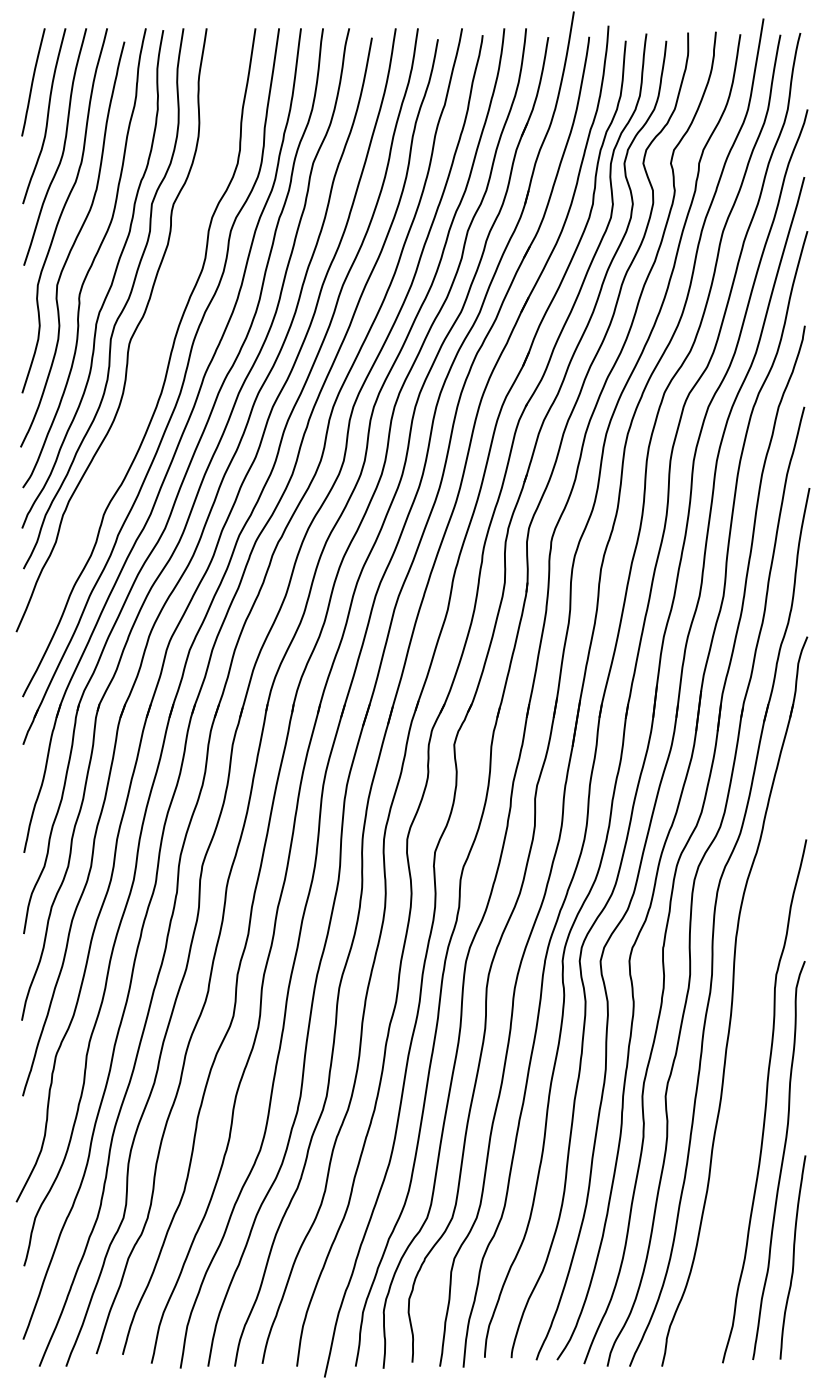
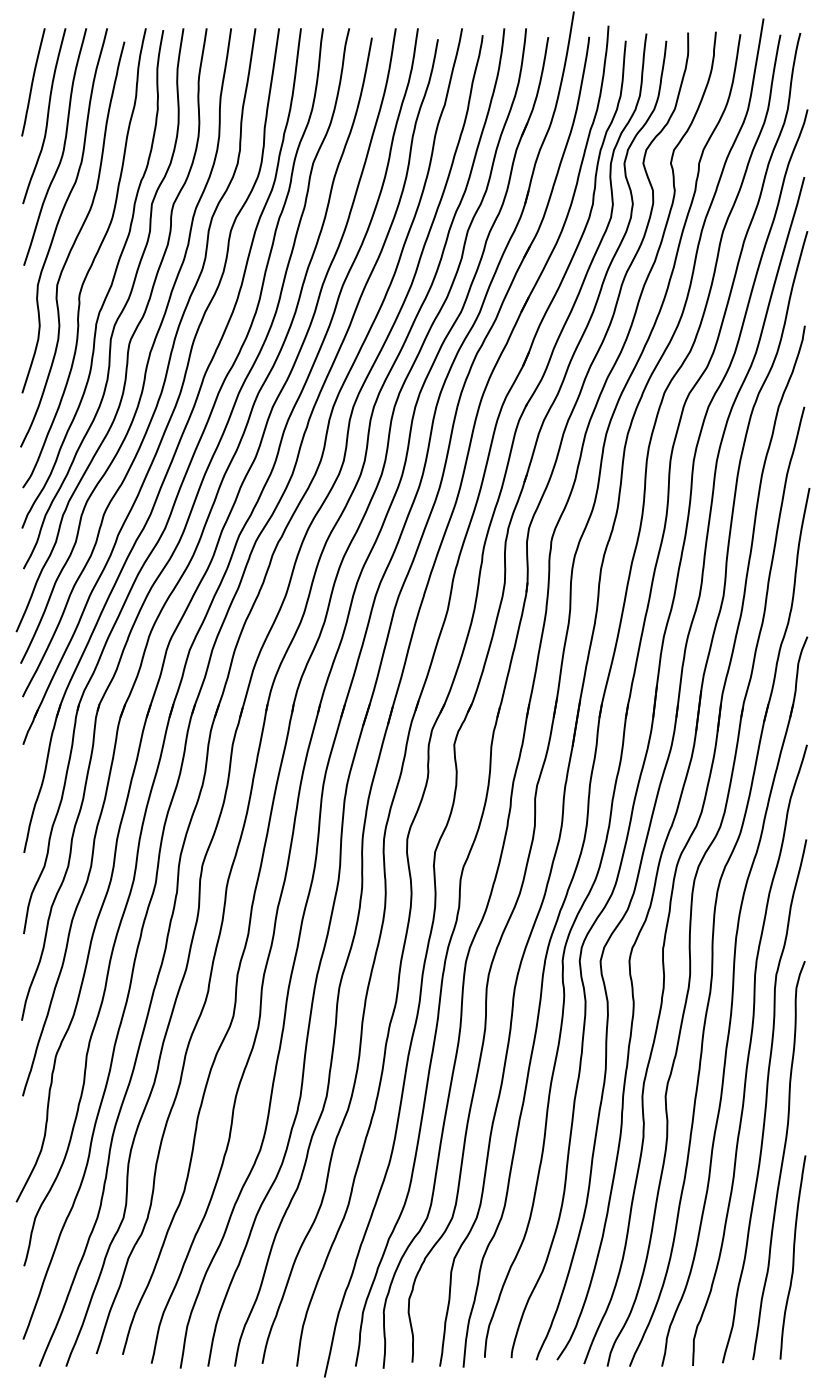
curve: none -> present (149, 351)
curve: none -> present (749, 1054)
